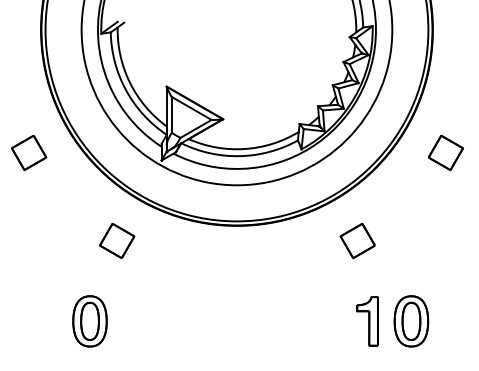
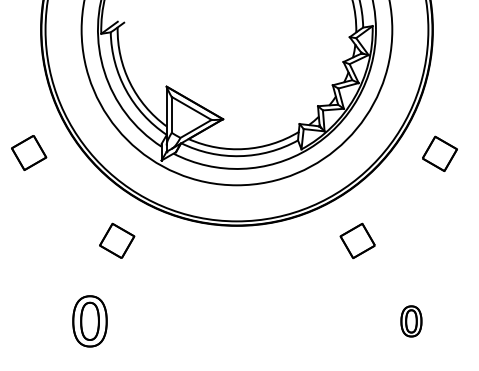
part position: (445, 152) -> (439, 153) (439, 153)
part: present -> none (367, 321)
part size: 37x53 px -> 23x33 px (411, 321)
